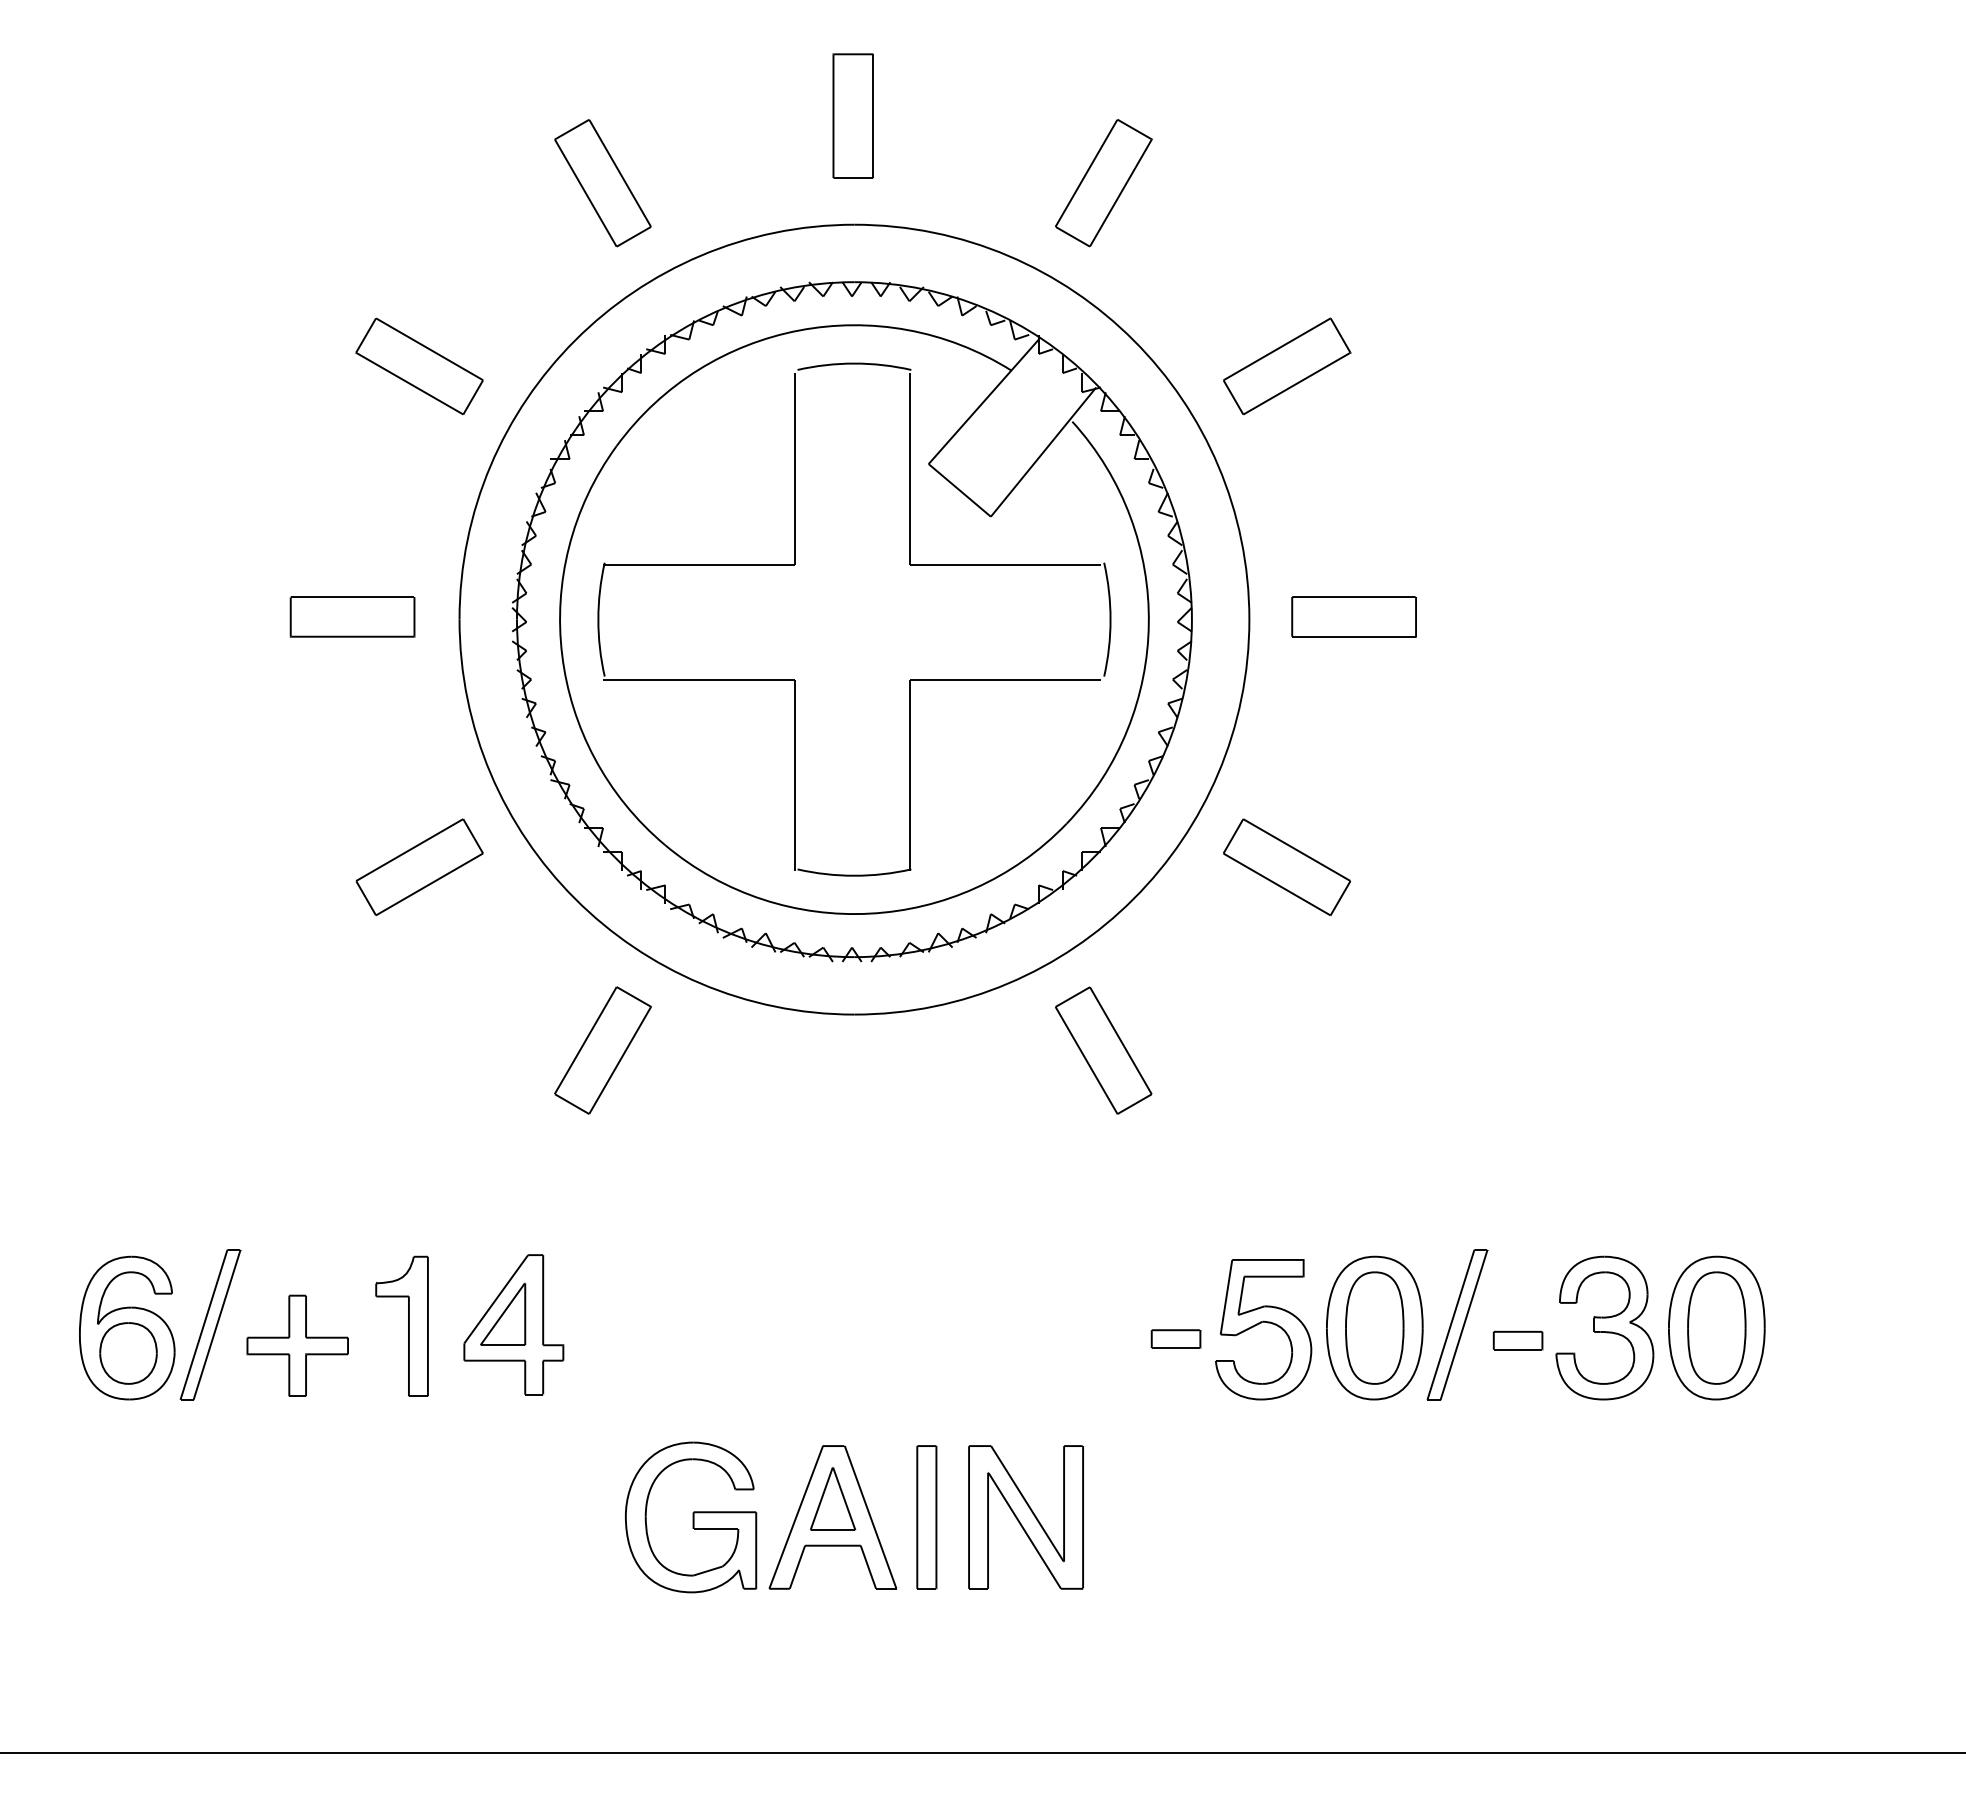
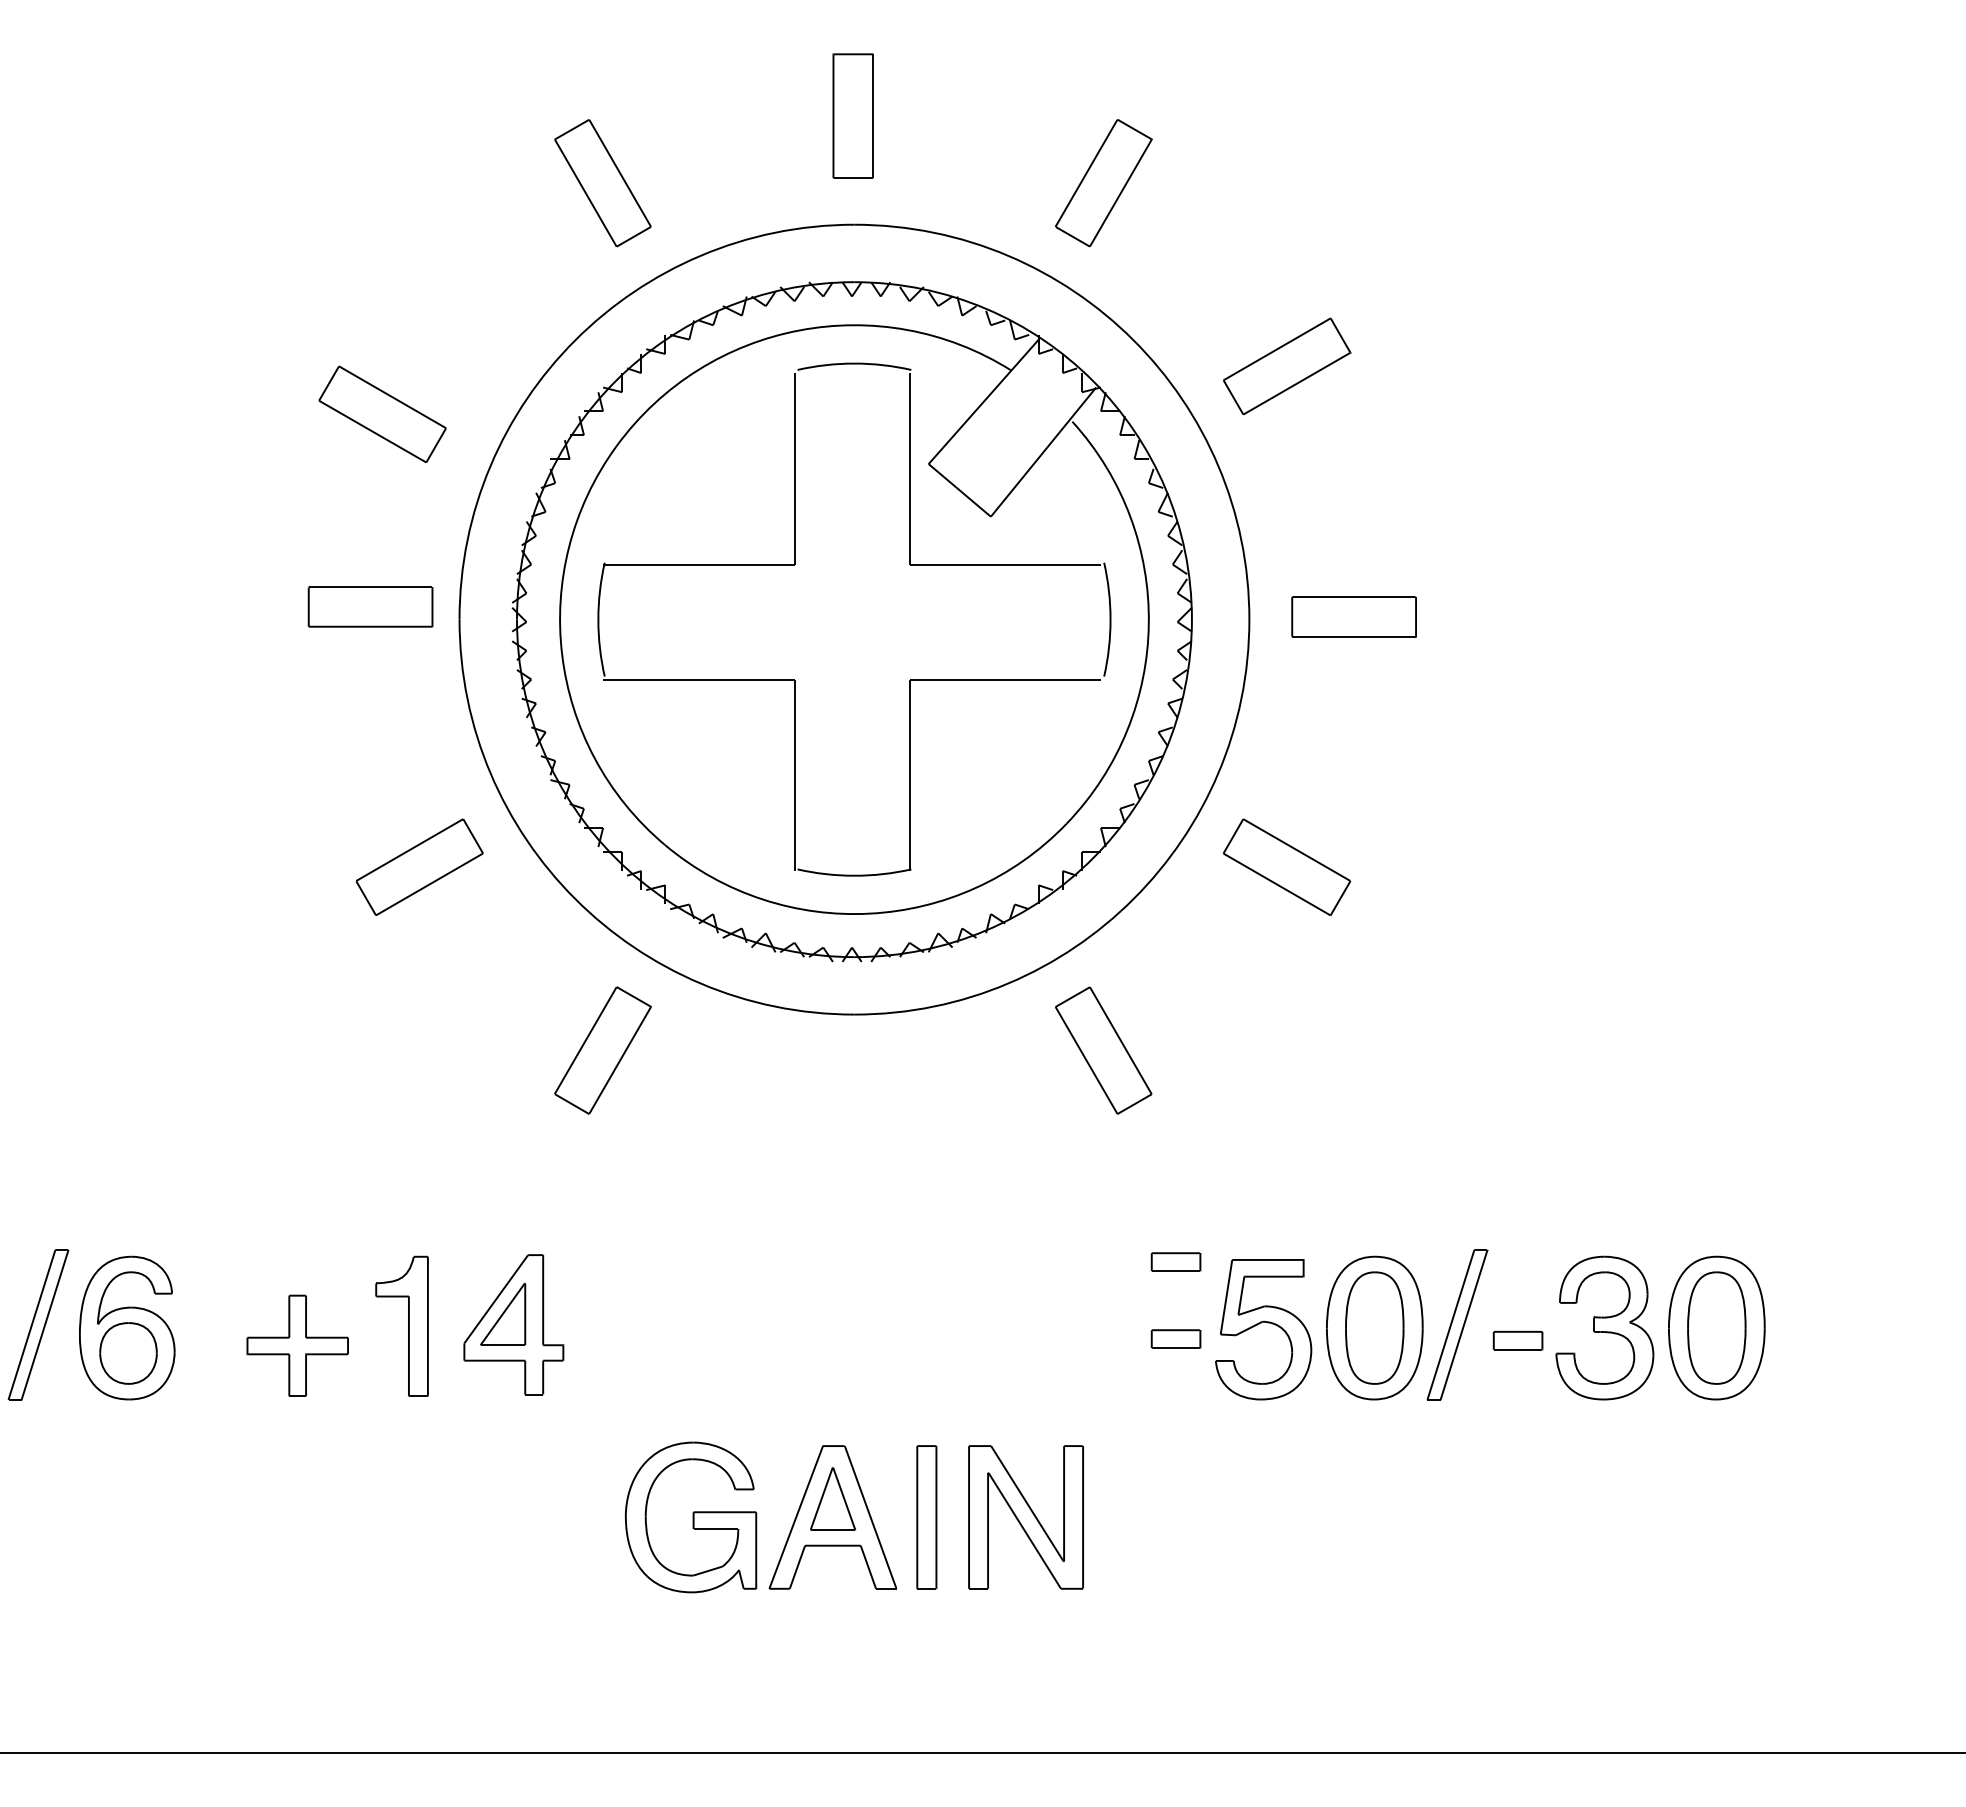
part position: (419, 366) -> (382, 414) (382, 414)
part position: (352, 616) -> (370, 606) (370, 606)
part: none -> present (1175, 1261)
part position: (210, 1324) -> (38, 1324) (38, 1324)
